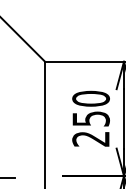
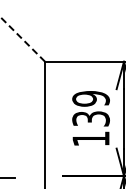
line: solid -> dashed (22, 39)
text: 250 -> 139 (90, 118)
